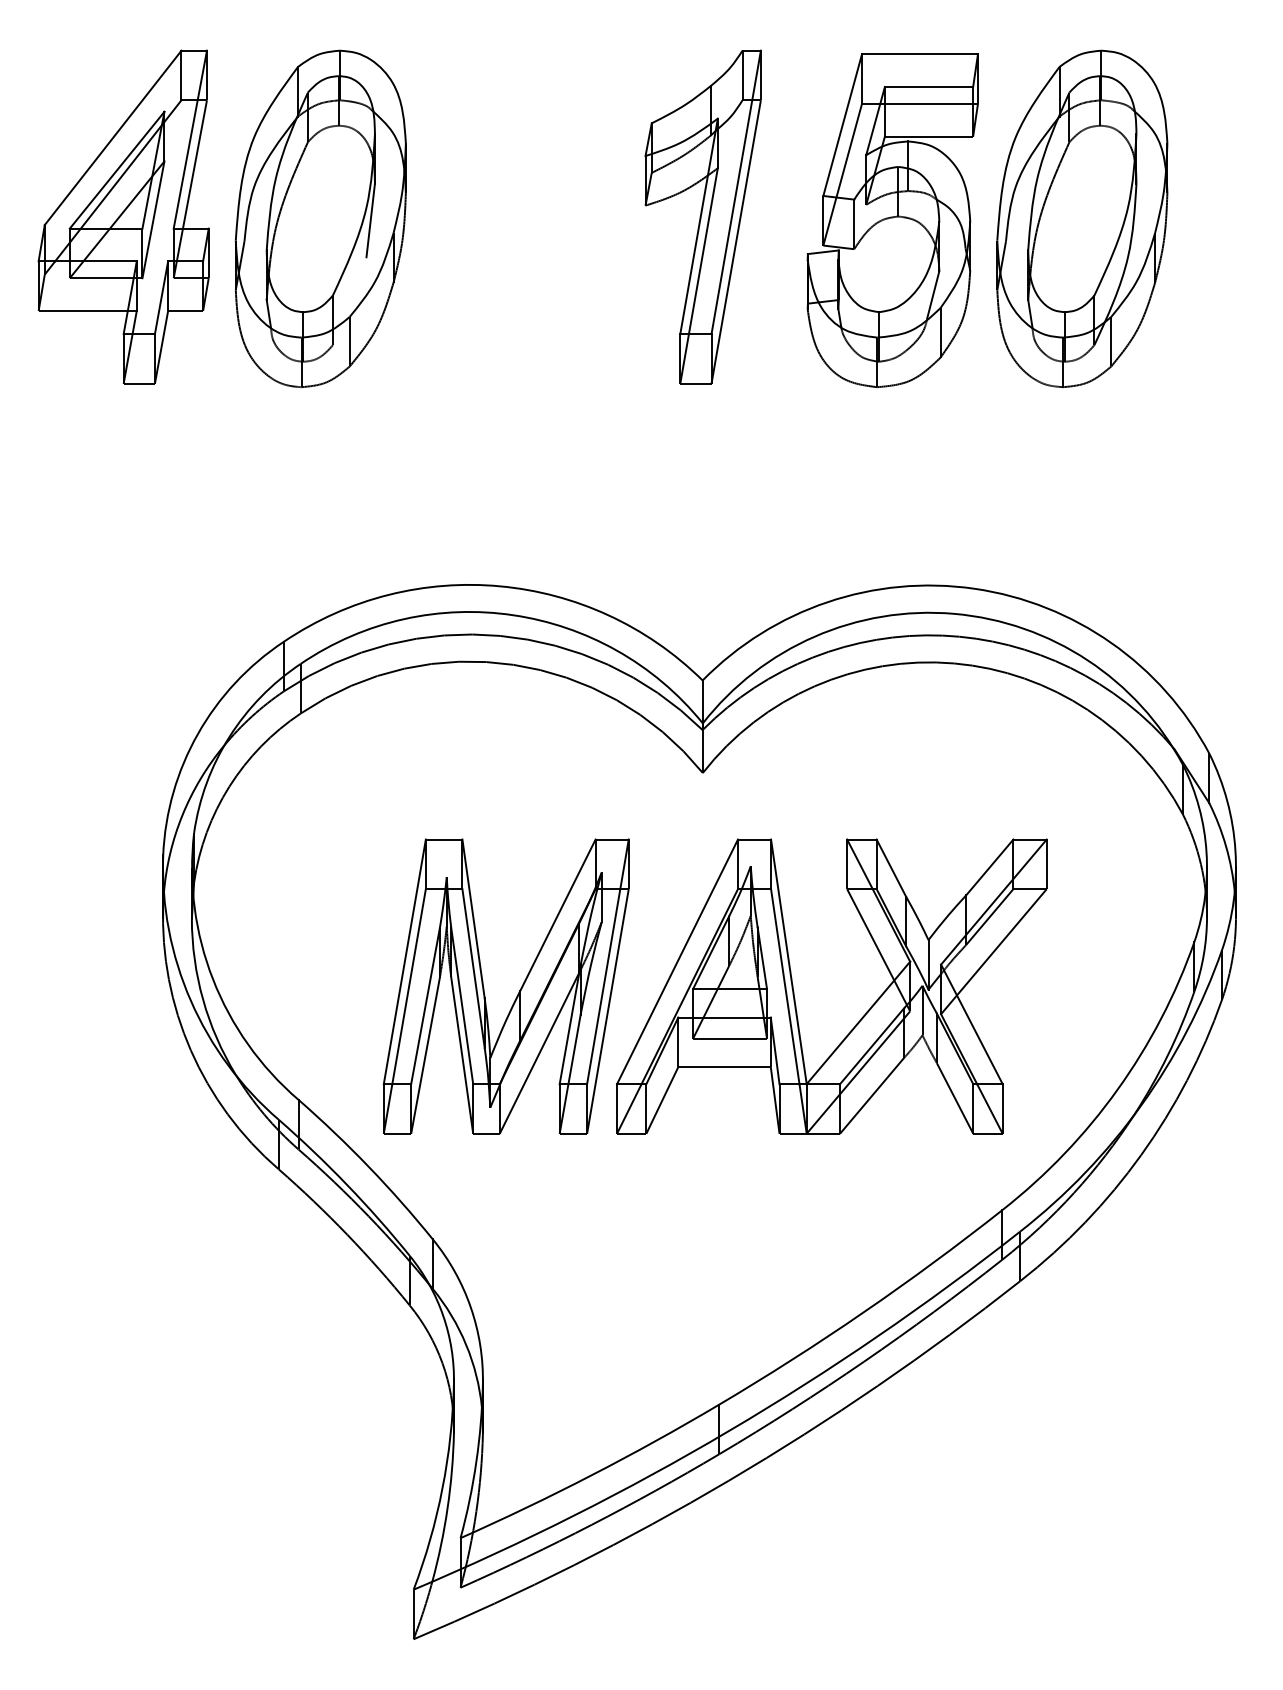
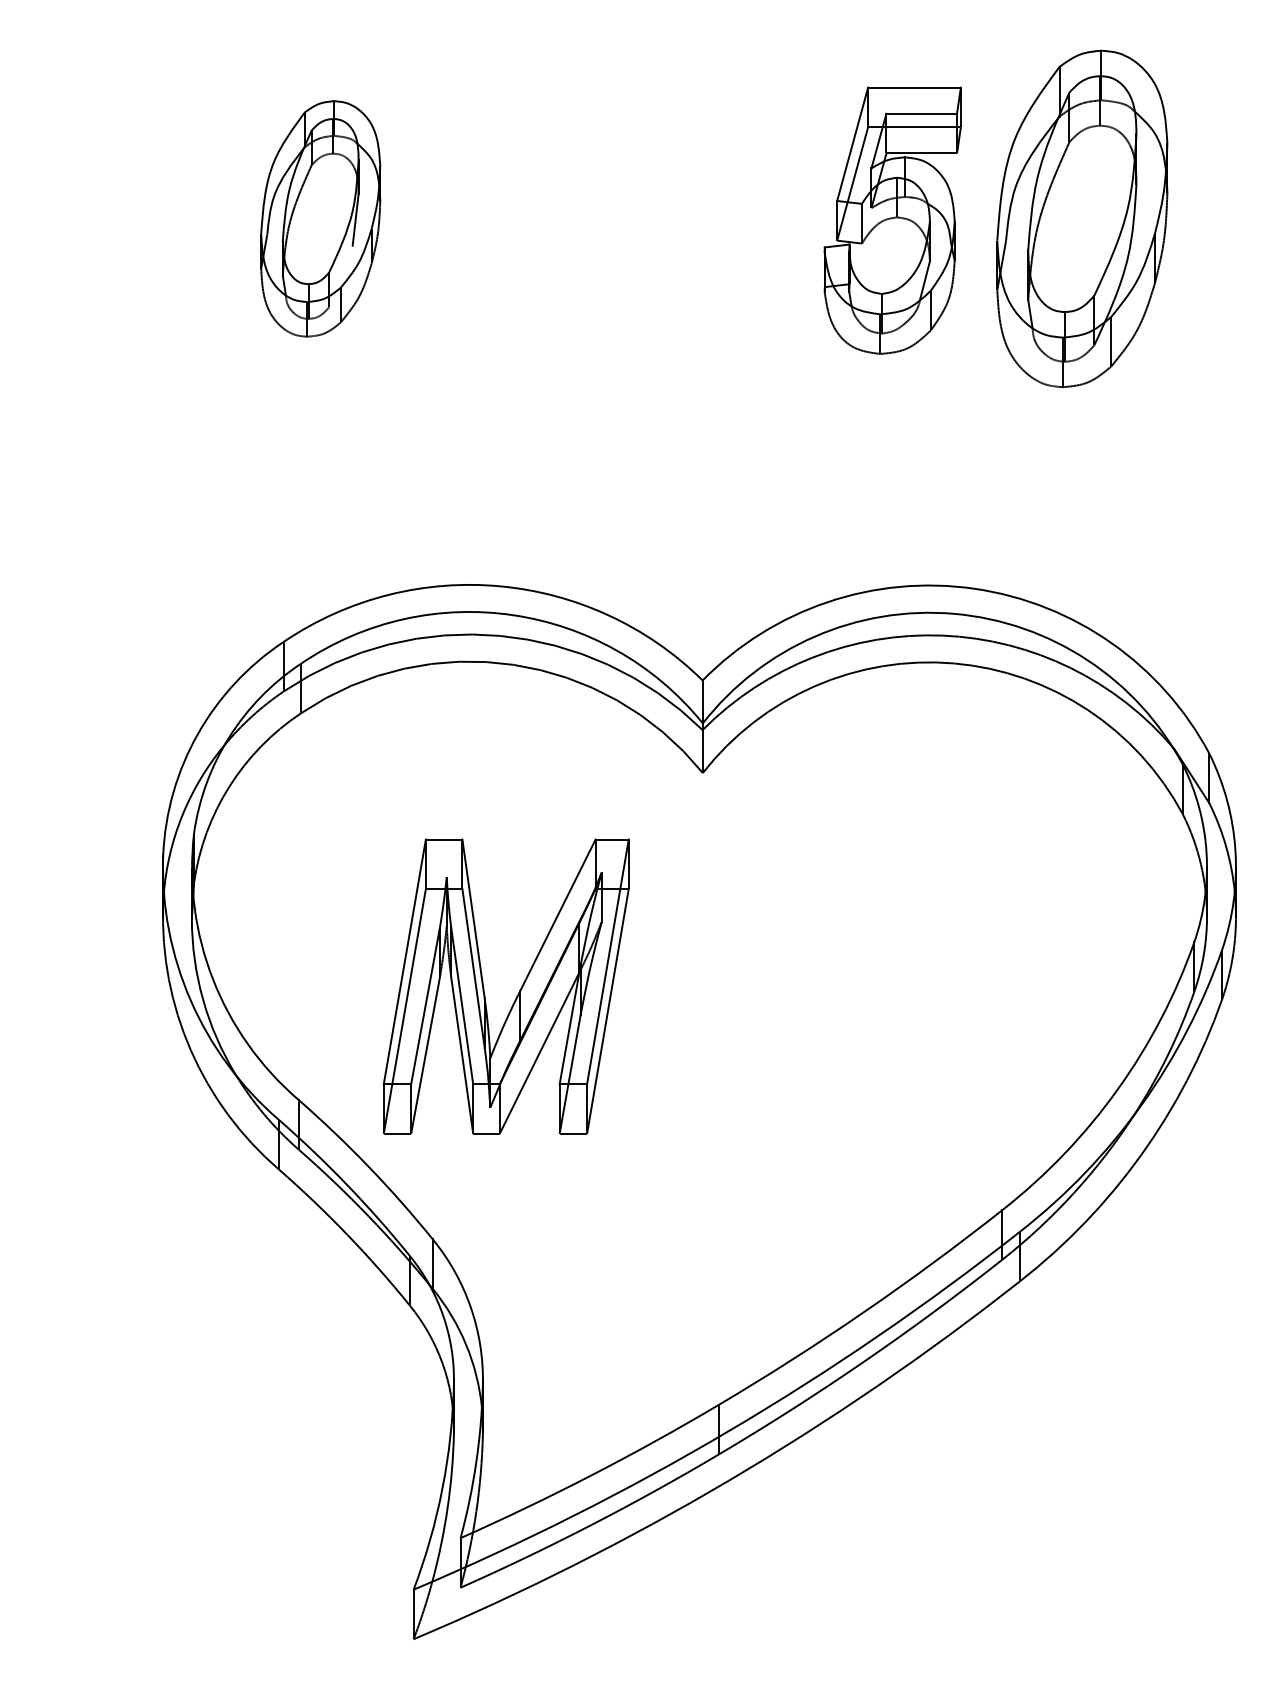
part: present -> none (123, 216)
part: present -> none (702, 216)
part size: 173x340 px -> 122x238 px (320, 218)
part size: 173x336 px -> 139x269 px (892, 220)
part: present -> none (794, 991)
